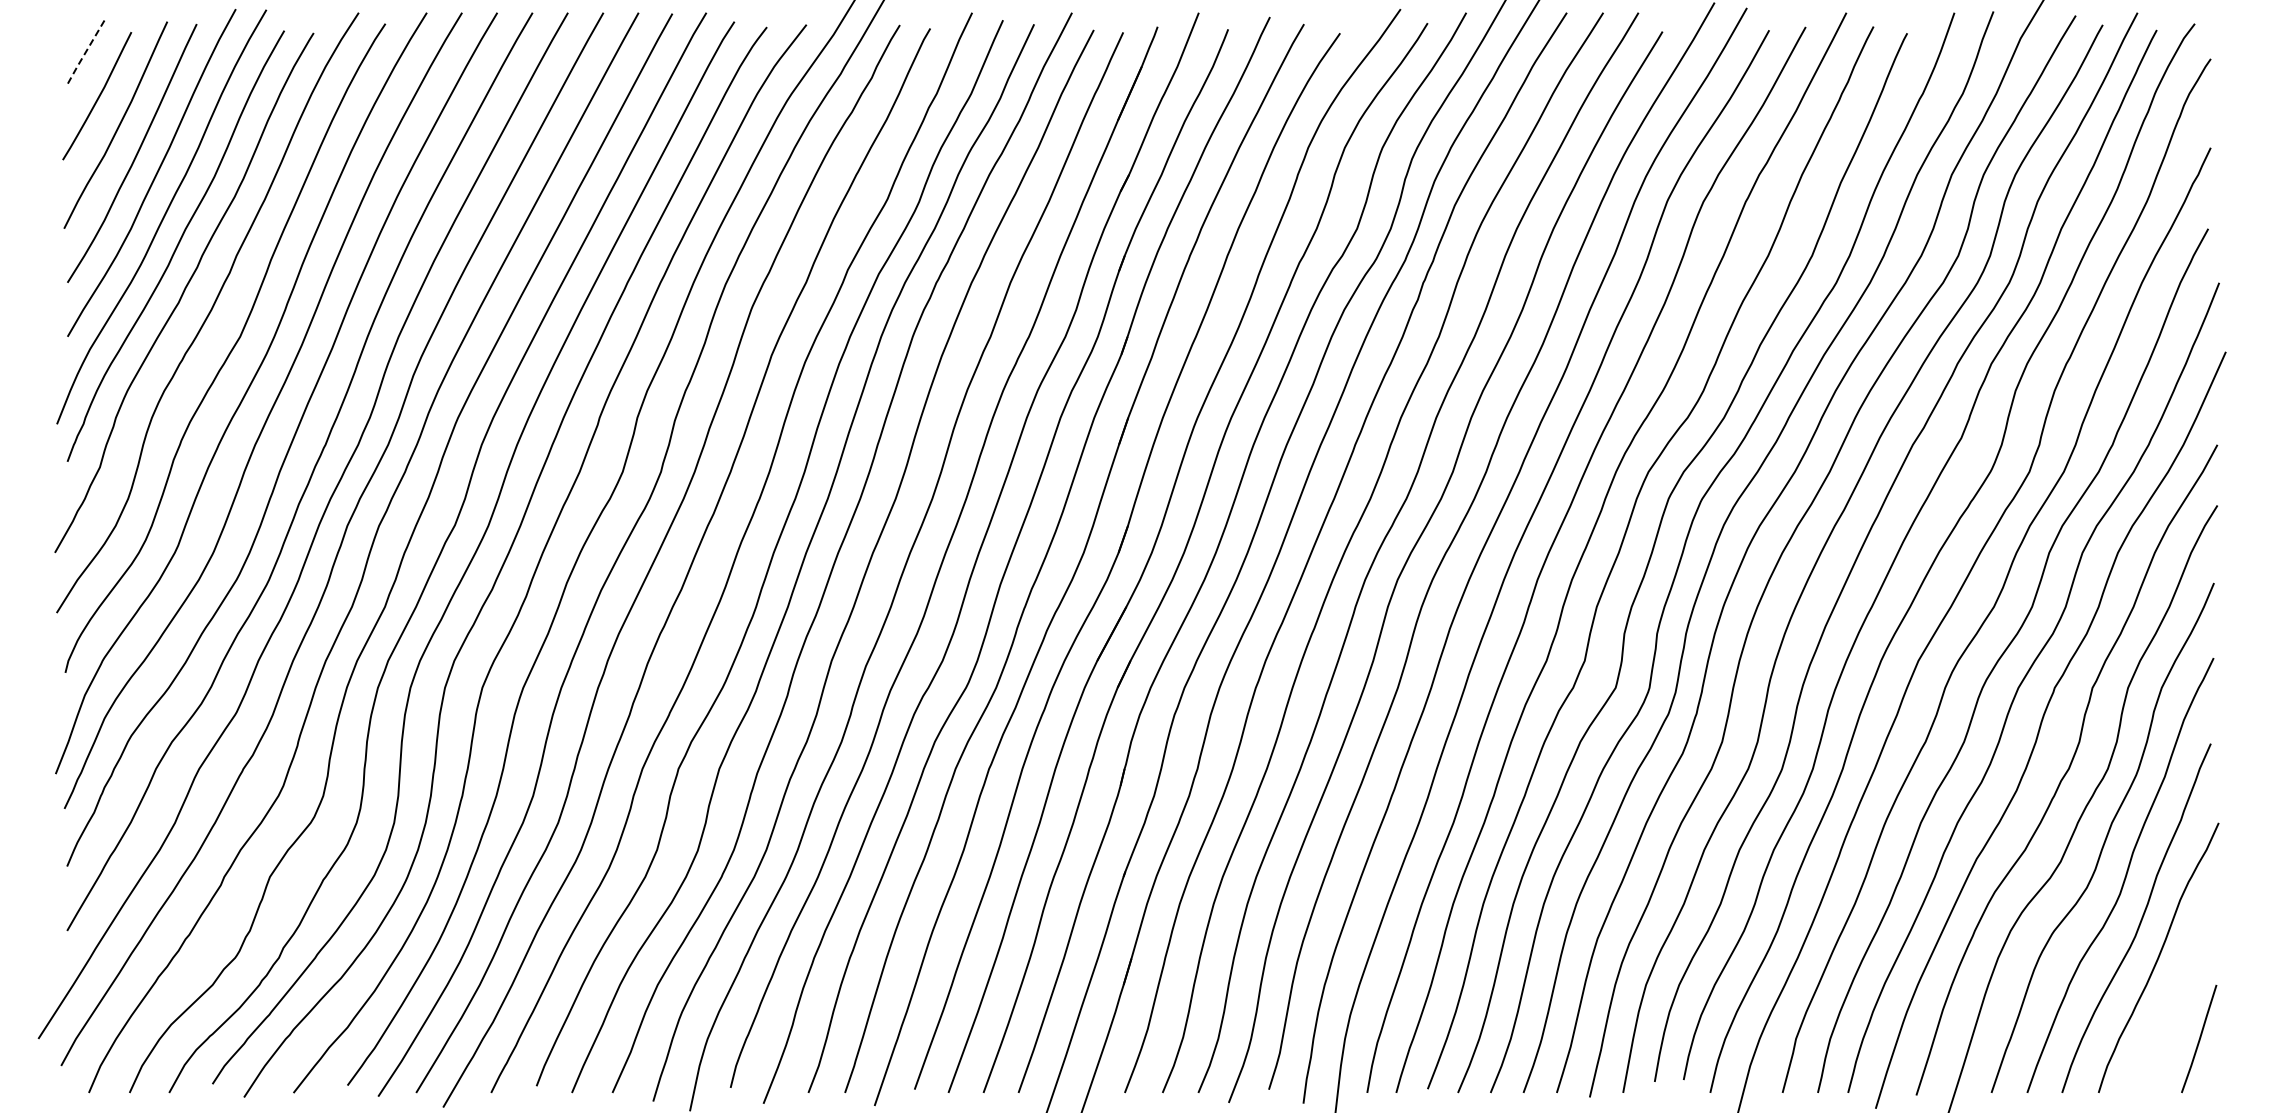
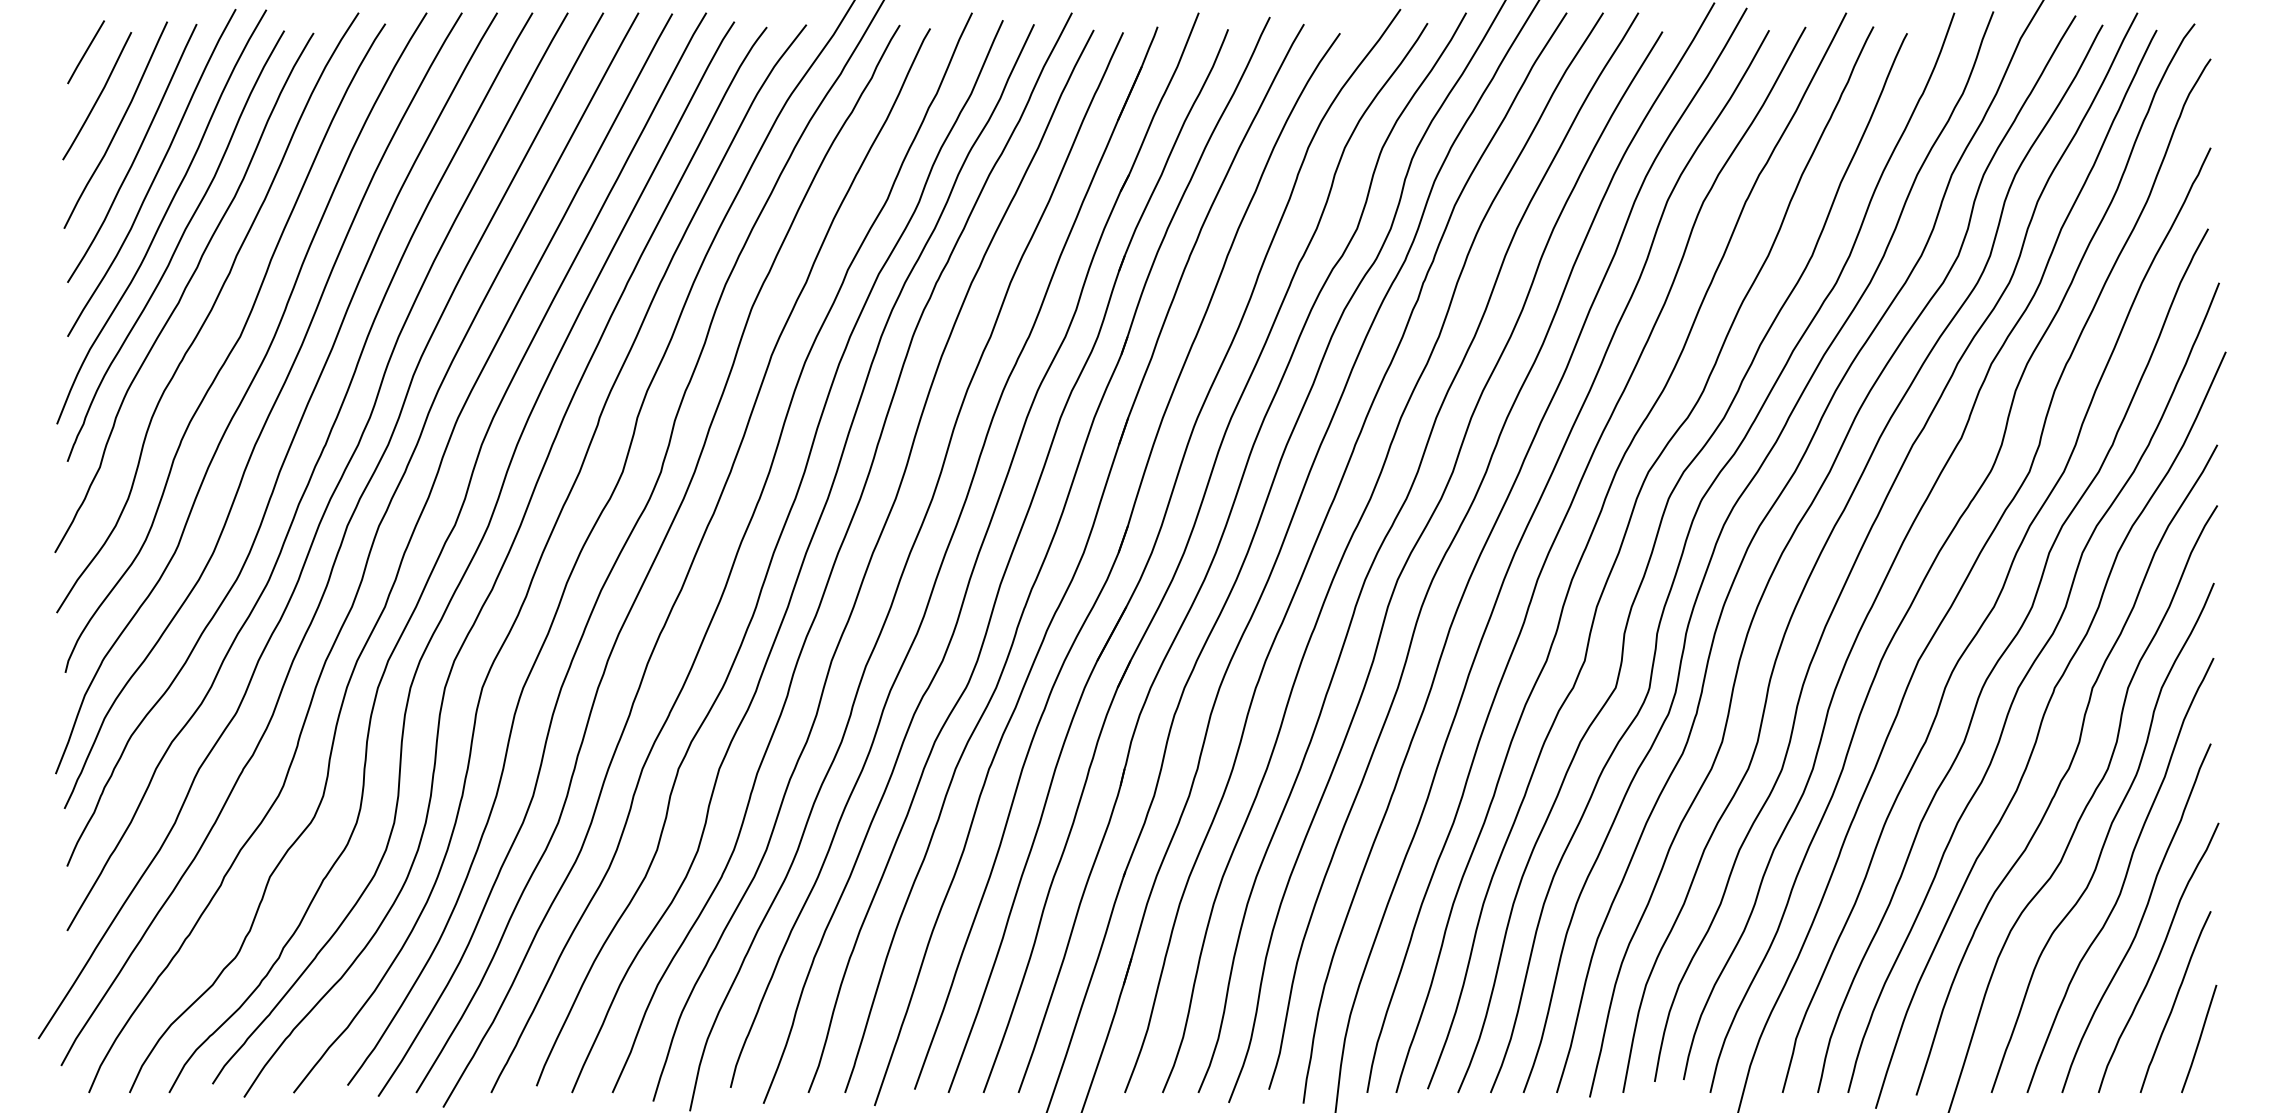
line: dashed -> solid (85, 53)
curve: none -> present (2175, 1001)
